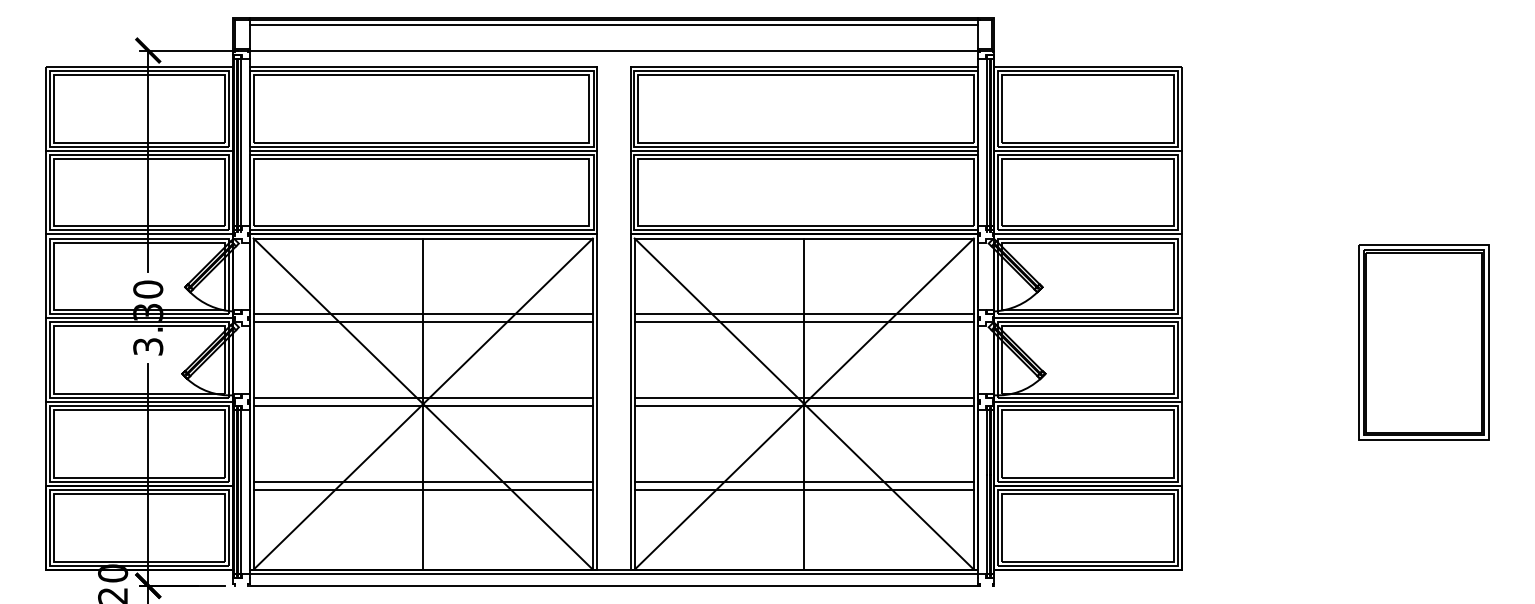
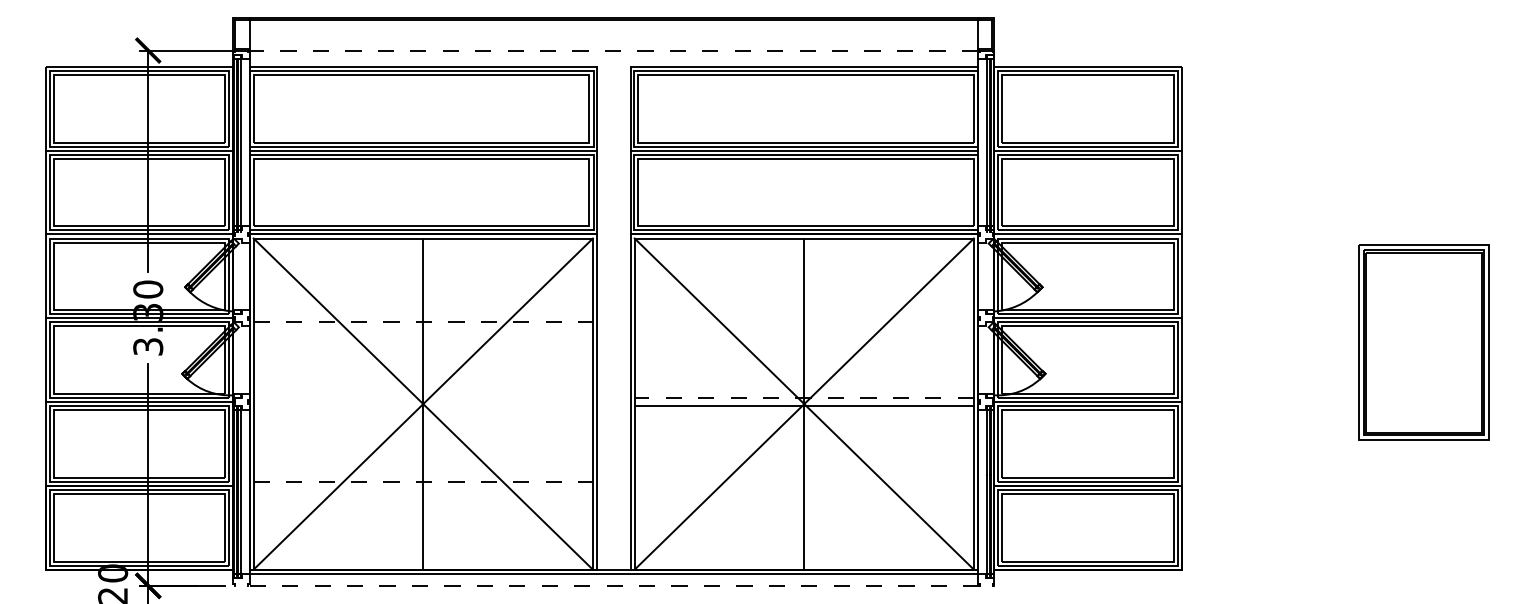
line: present -> none (613, 24)
line: solid -> dashed (613, 50)
line: present -> none (422, 314)
line: present -> none (803, 314)
line: solid -> dashed (423, 322)
line: present -> none (803, 322)
line: present -> none (422, 398)
line: solid -> dashed (804, 398)
line: present -> none (422, 406)
line: solid -> dashed (423, 481)
line: present -> none (803, 481)
line: present -> none (422, 489)
line: present -> none (803, 489)
line: solid -> dashed (614, 585)
